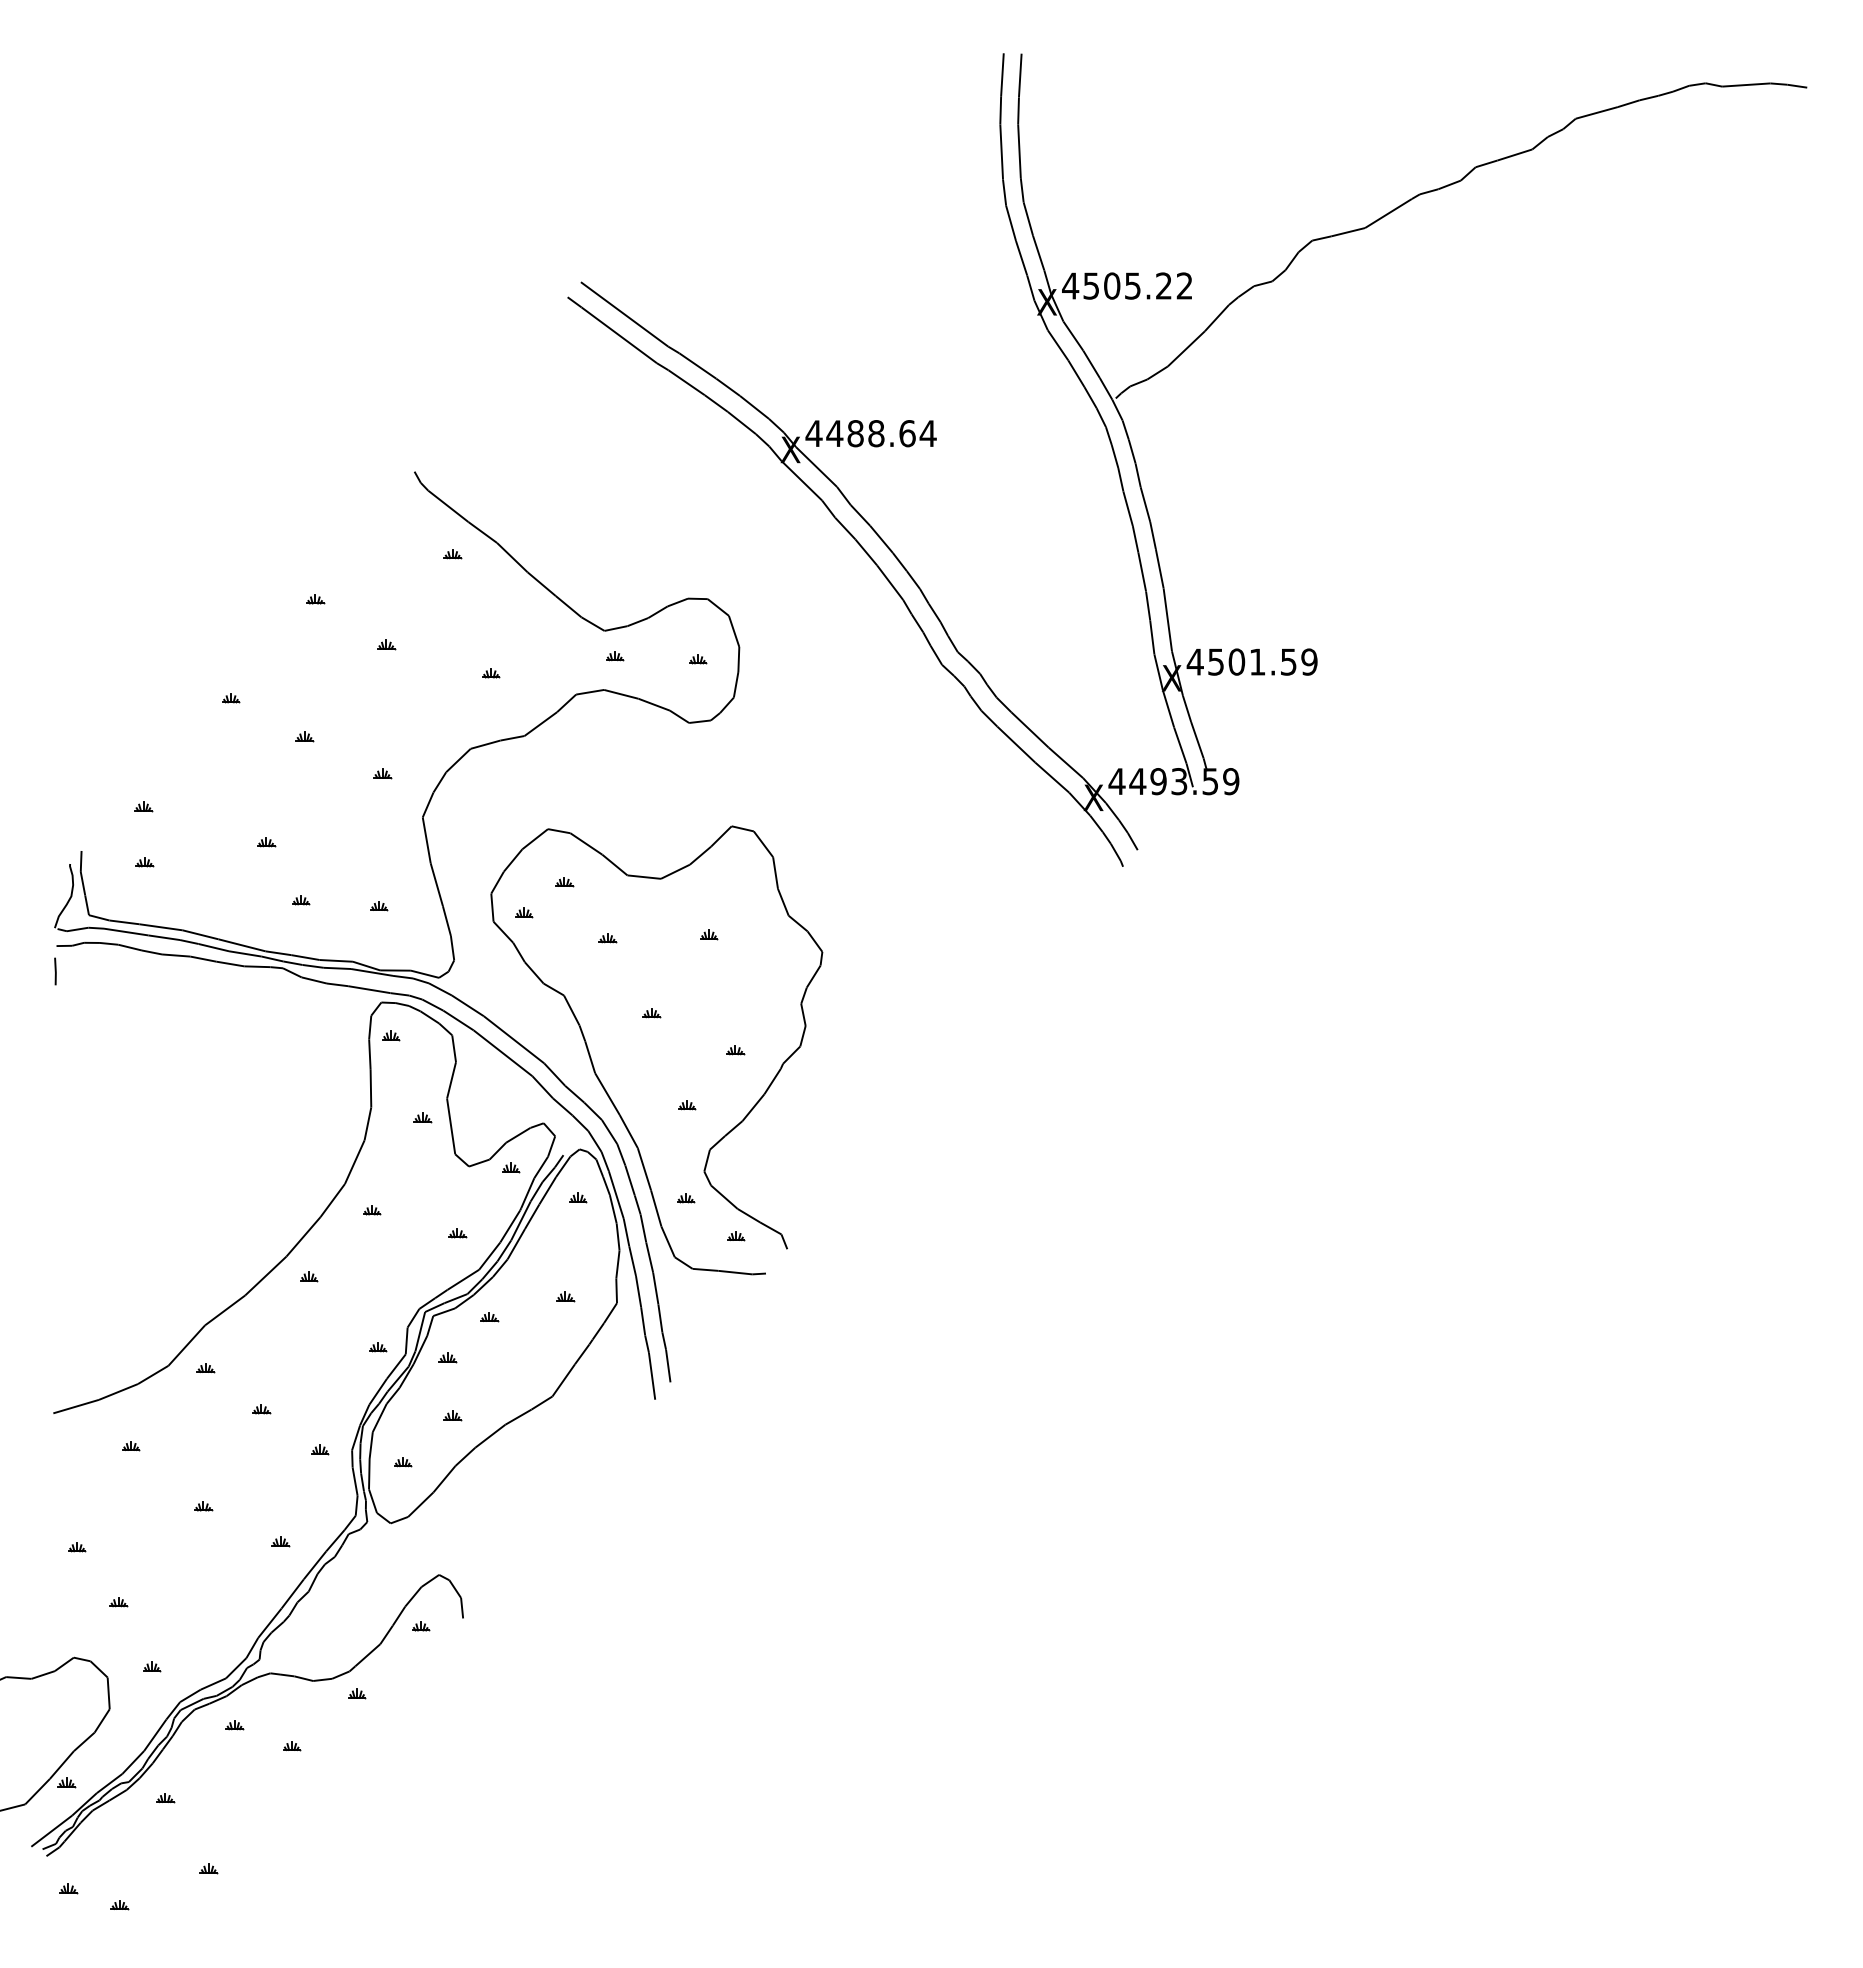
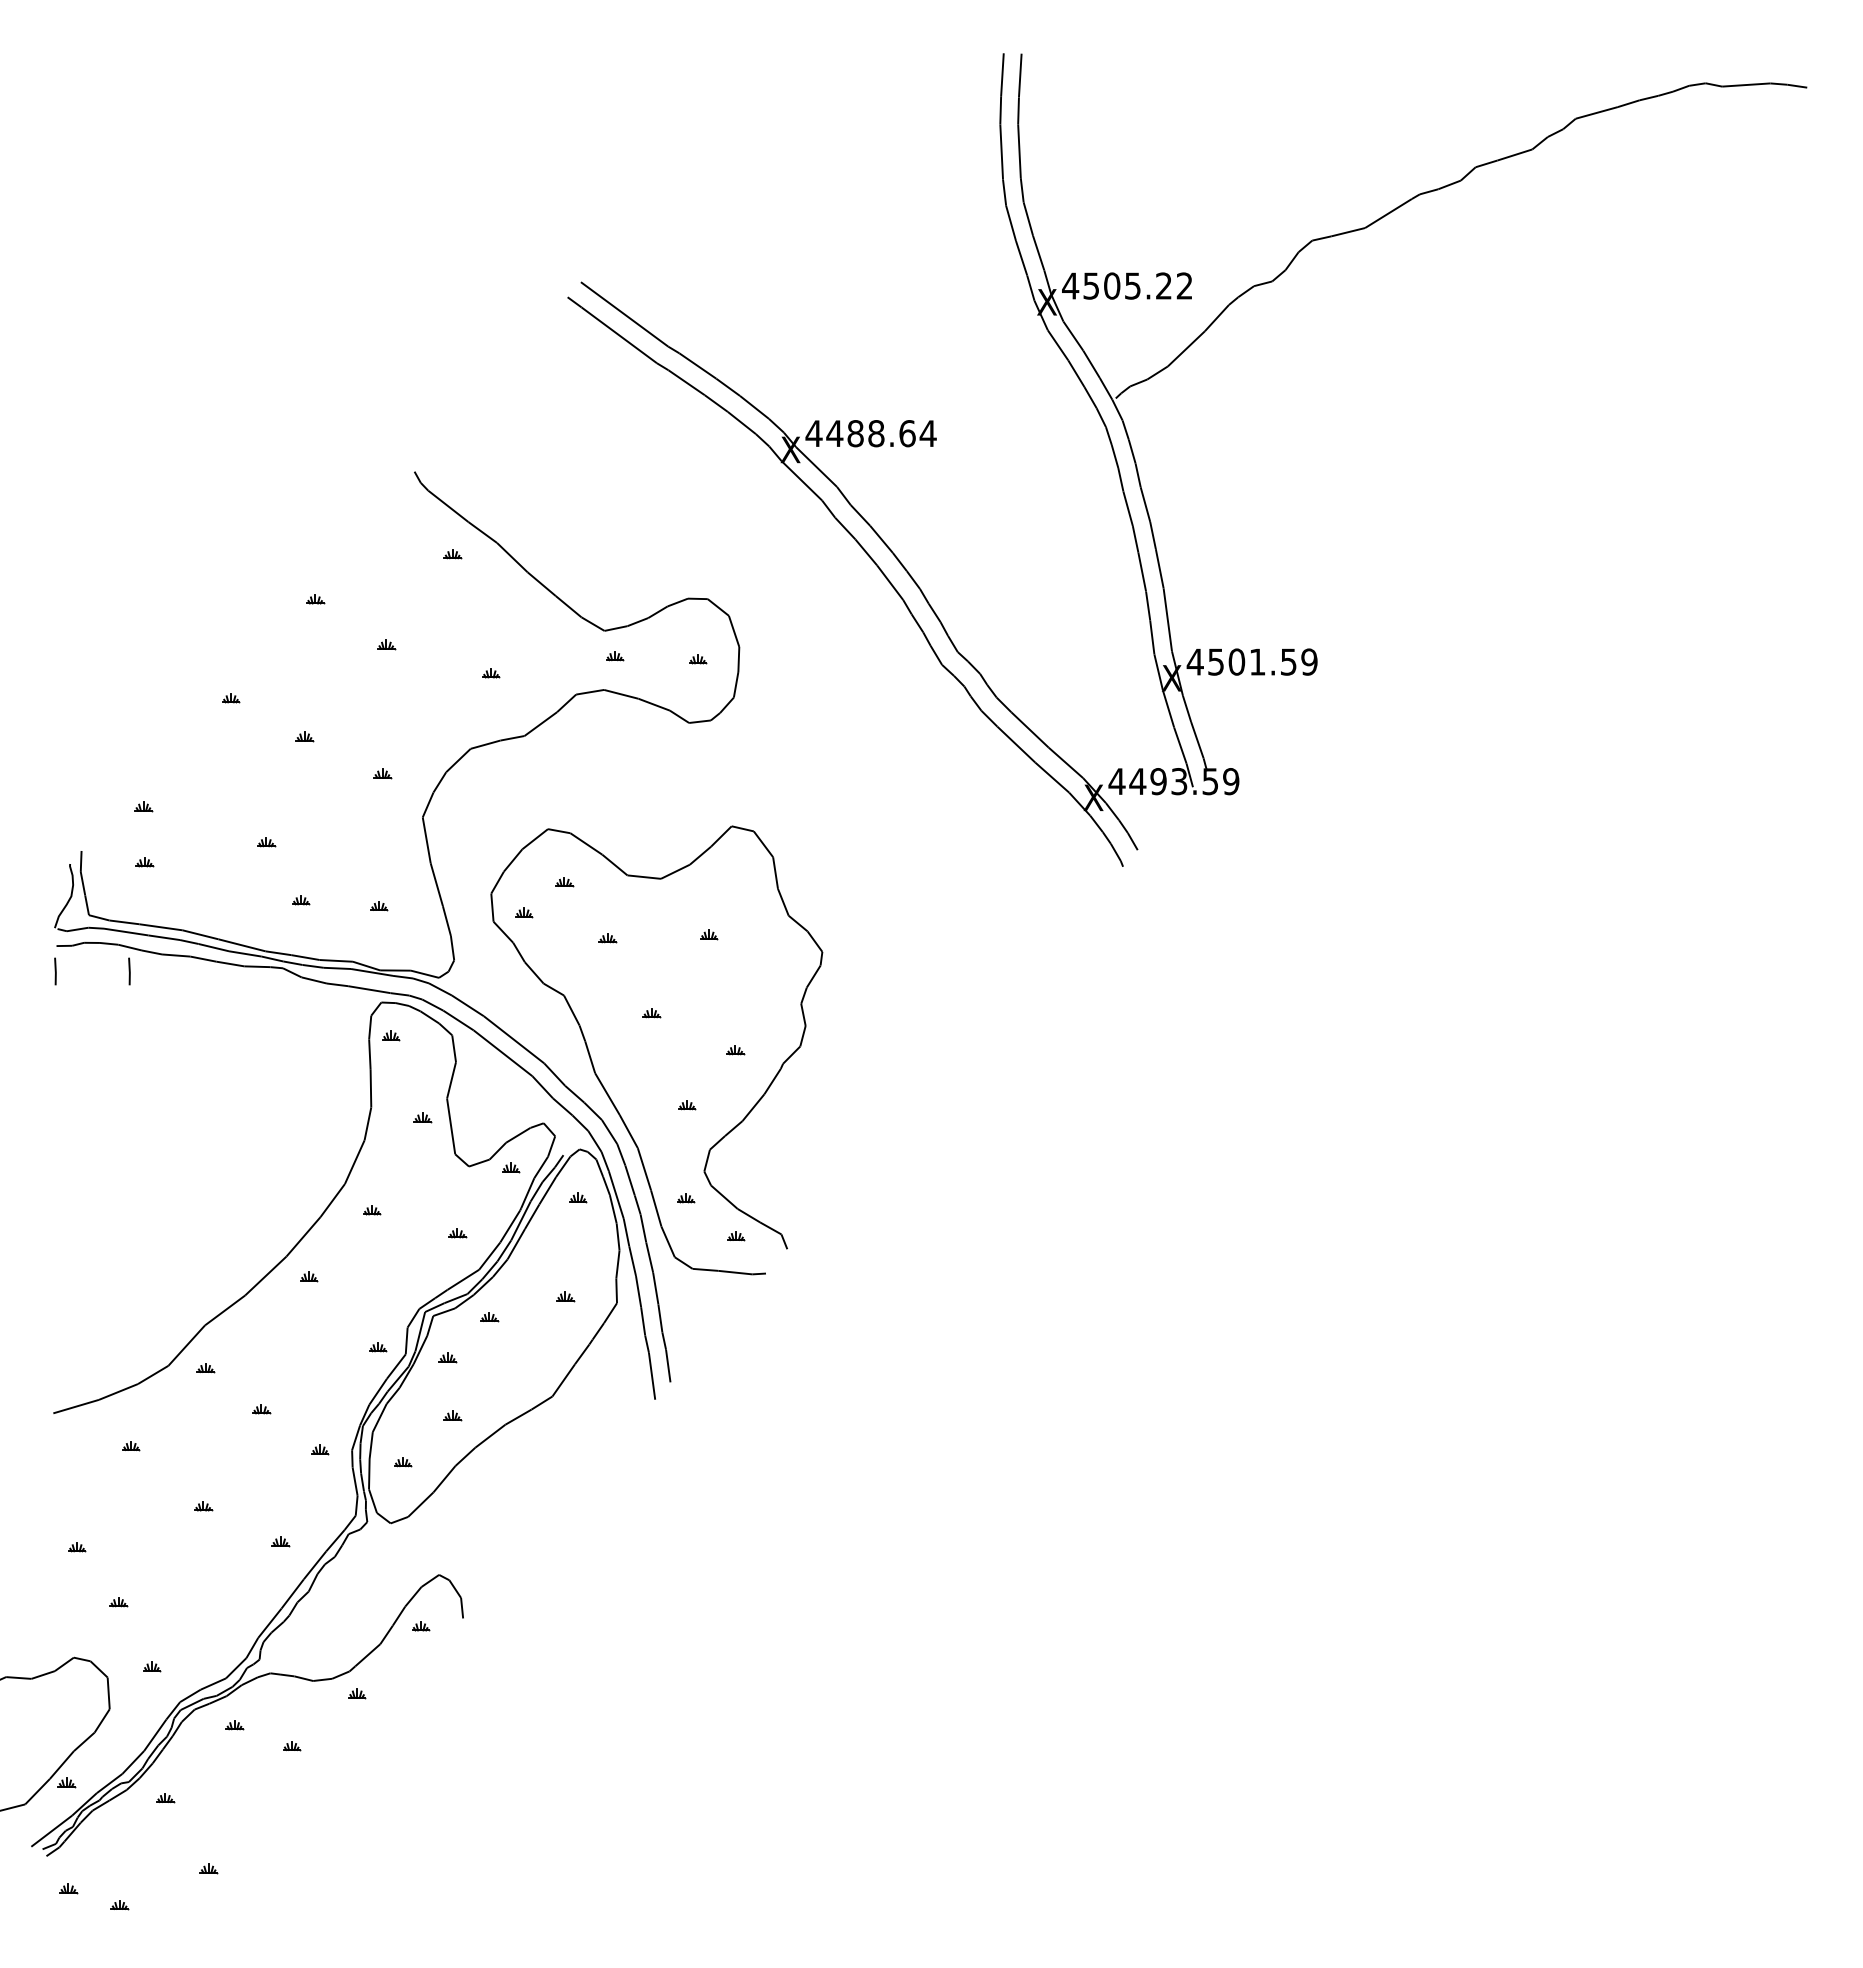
line: none -> present (129, 971)
